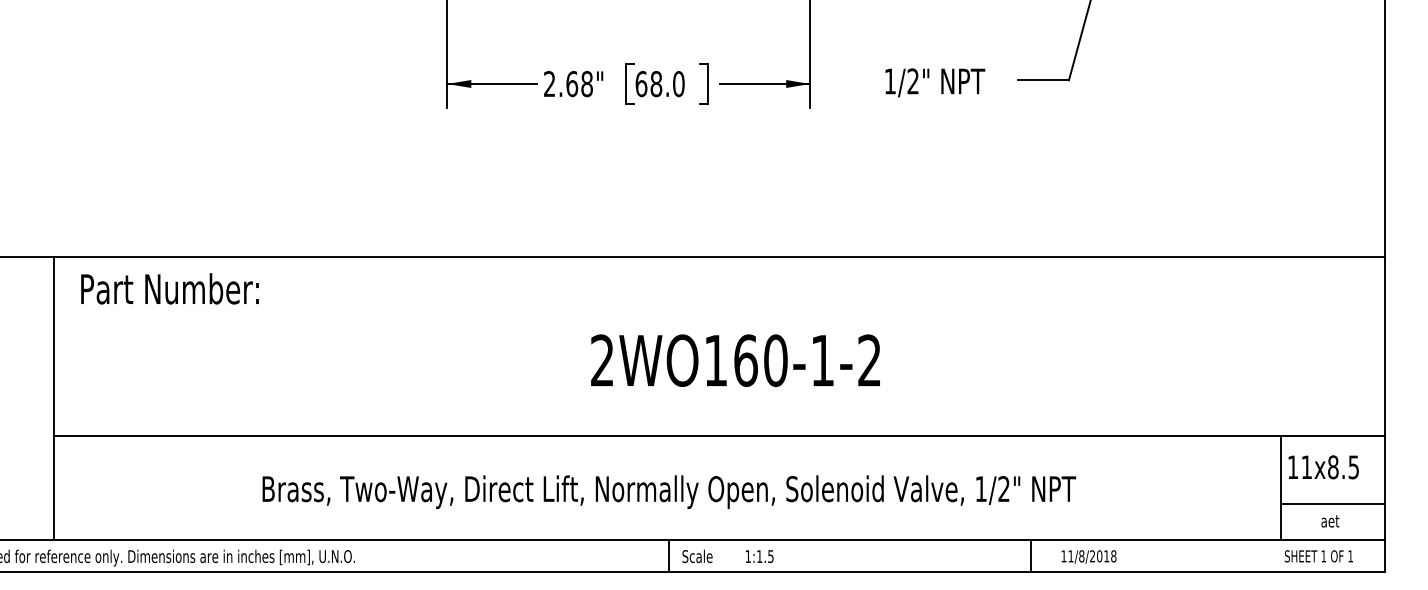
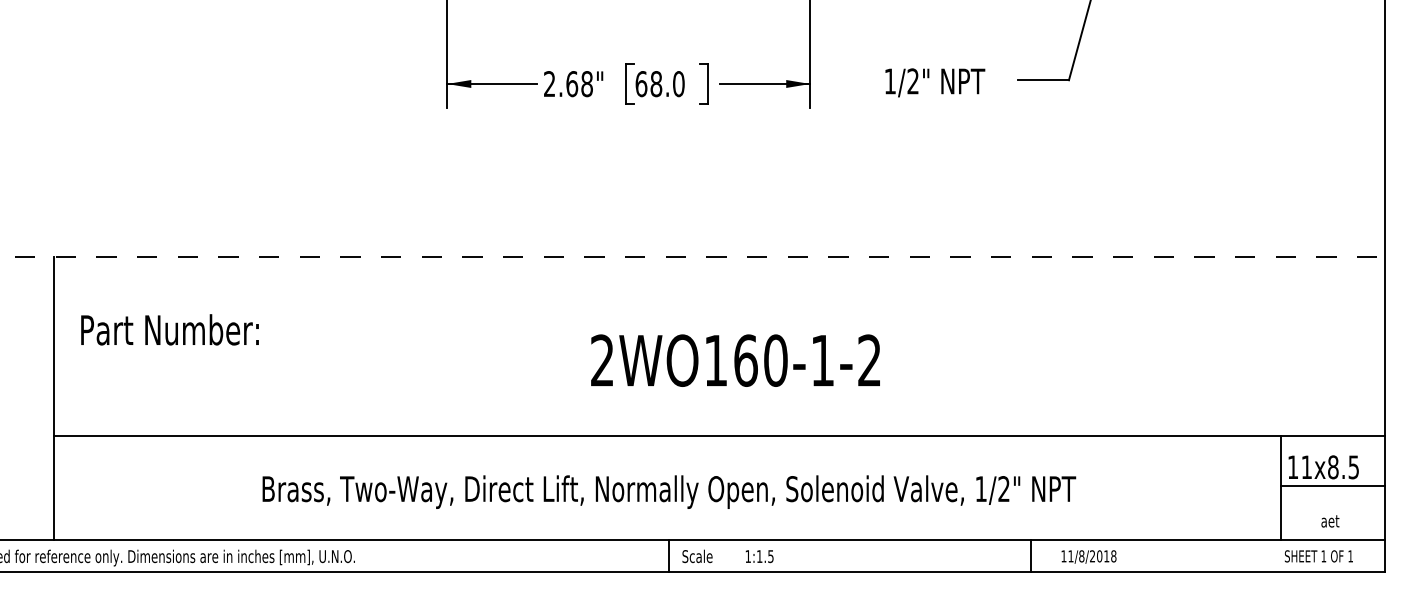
line: solid -> dashed (693, 256)
text position: (169, 288) -> (169, 329) (169, 329)
line position: (1333, 504) -> (1333, 486) (1333, 486)
